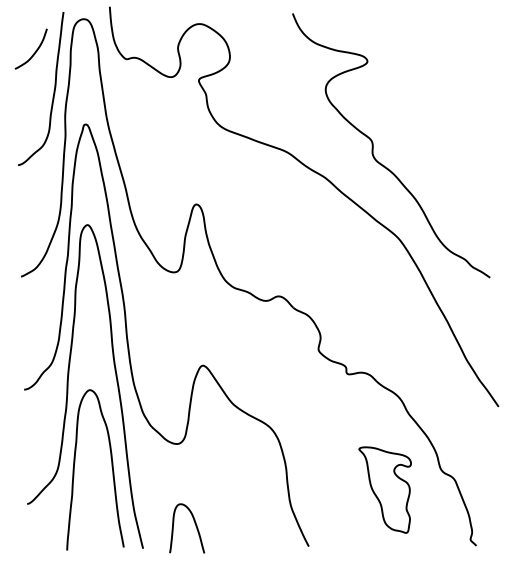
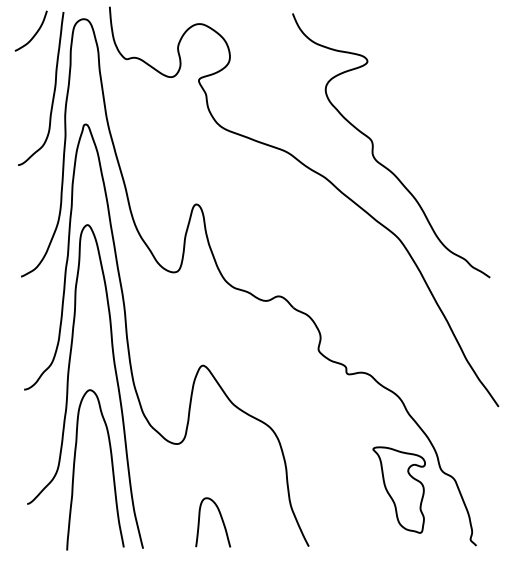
curve position: (35, 50) -> (35, 32) (35, 32)
part position: (384, 489) -> (398, 489) (398, 489)
curve position: (195, 526) -> (221, 520) (221, 520)
